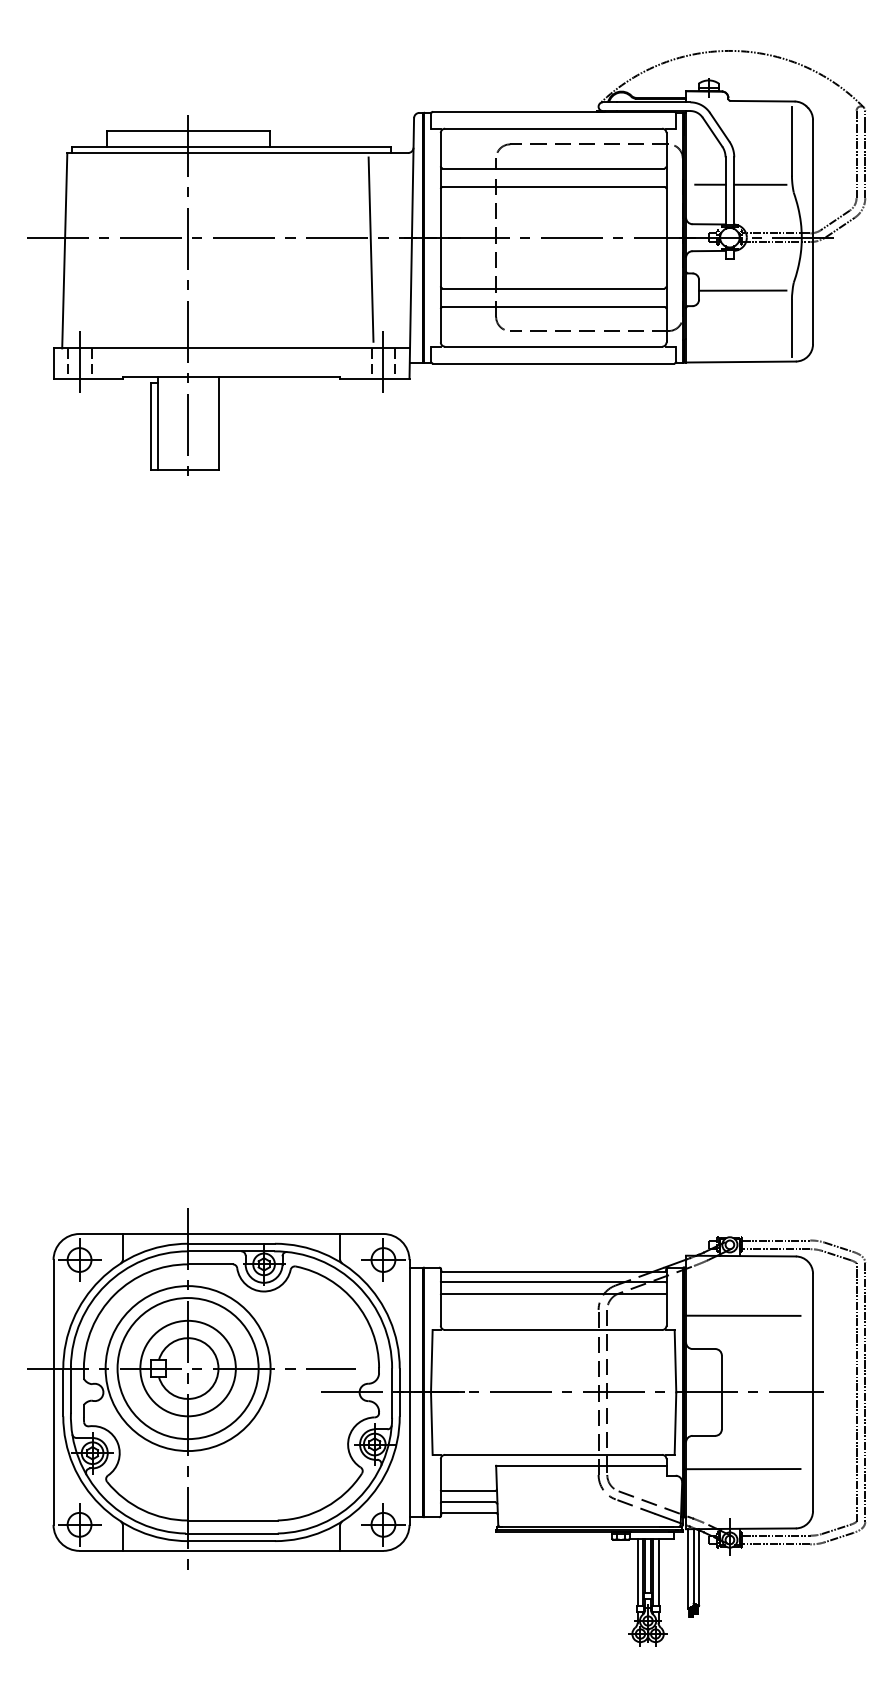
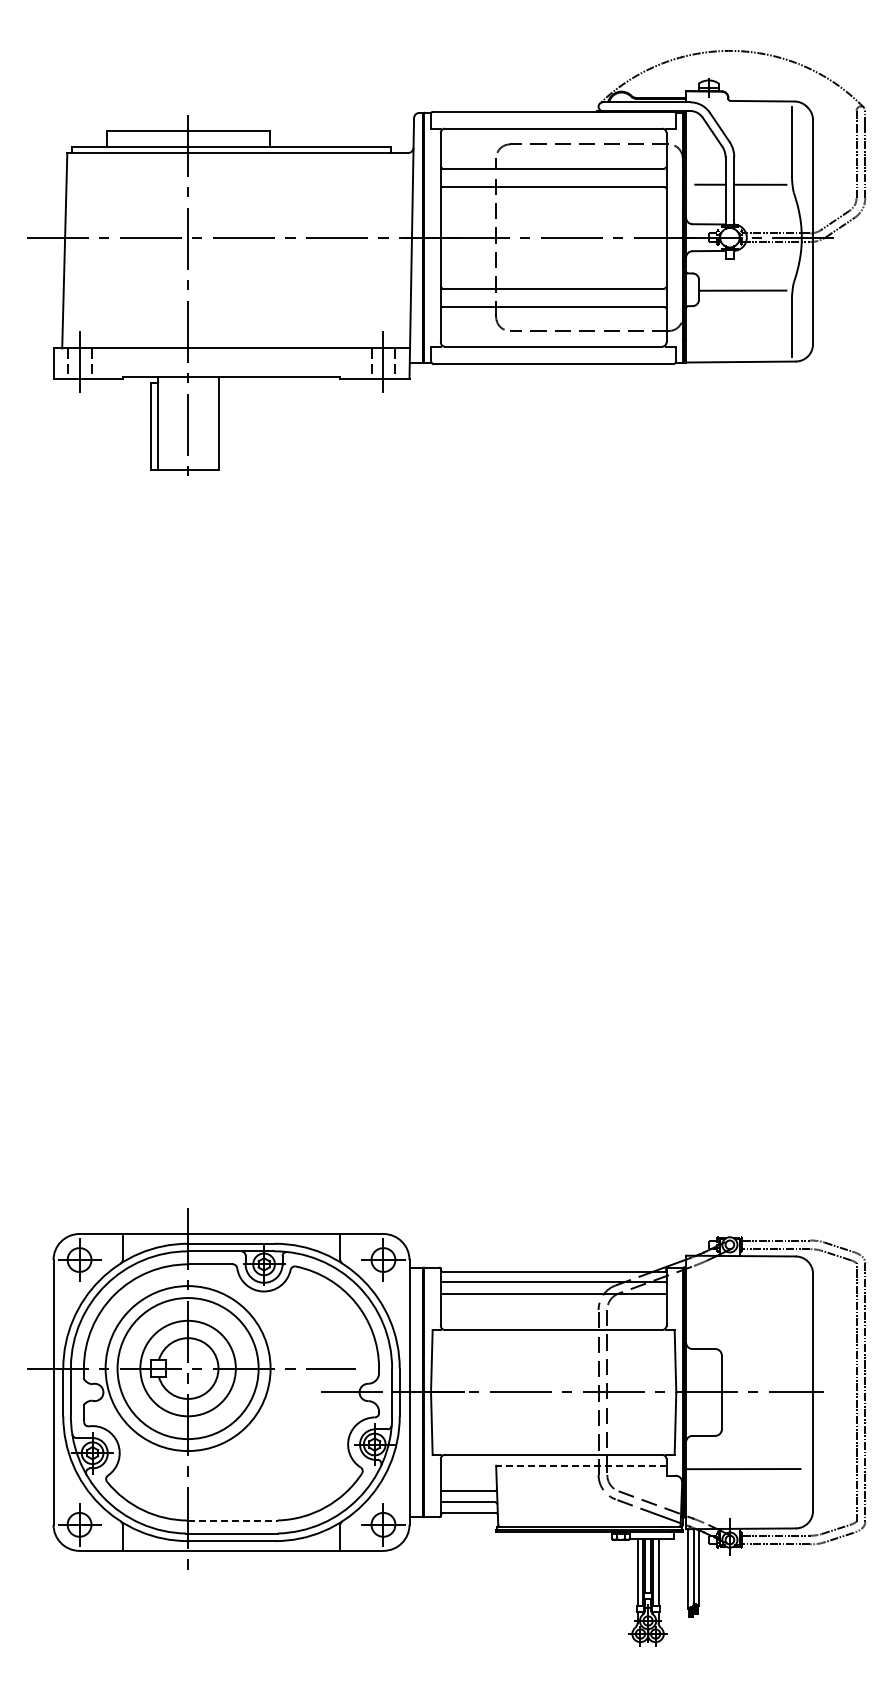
line: present -> none (370, 249)
line: present -> none (743, 1315)
line: solid -> dashed (580, 1465)
line: solid -> dashed (232, 1520)
